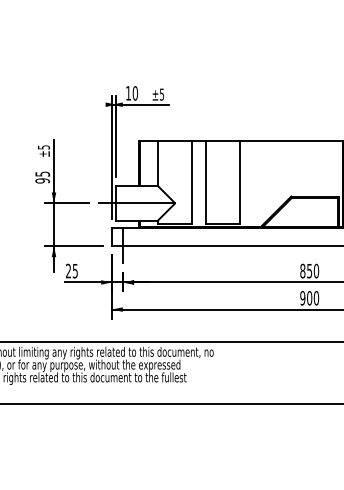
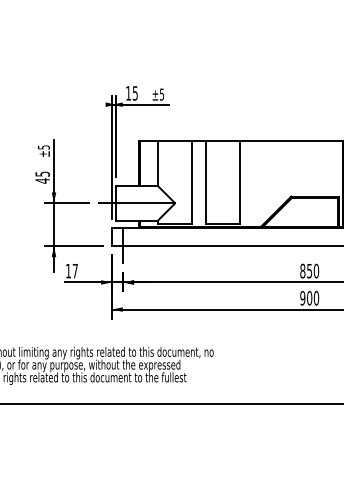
text: 10 -> 15 (134, 93)
text: 95 -> 45 (42, 180)
text: 25 -> 17 (71, 270)
line: present -> none (171, 341)
